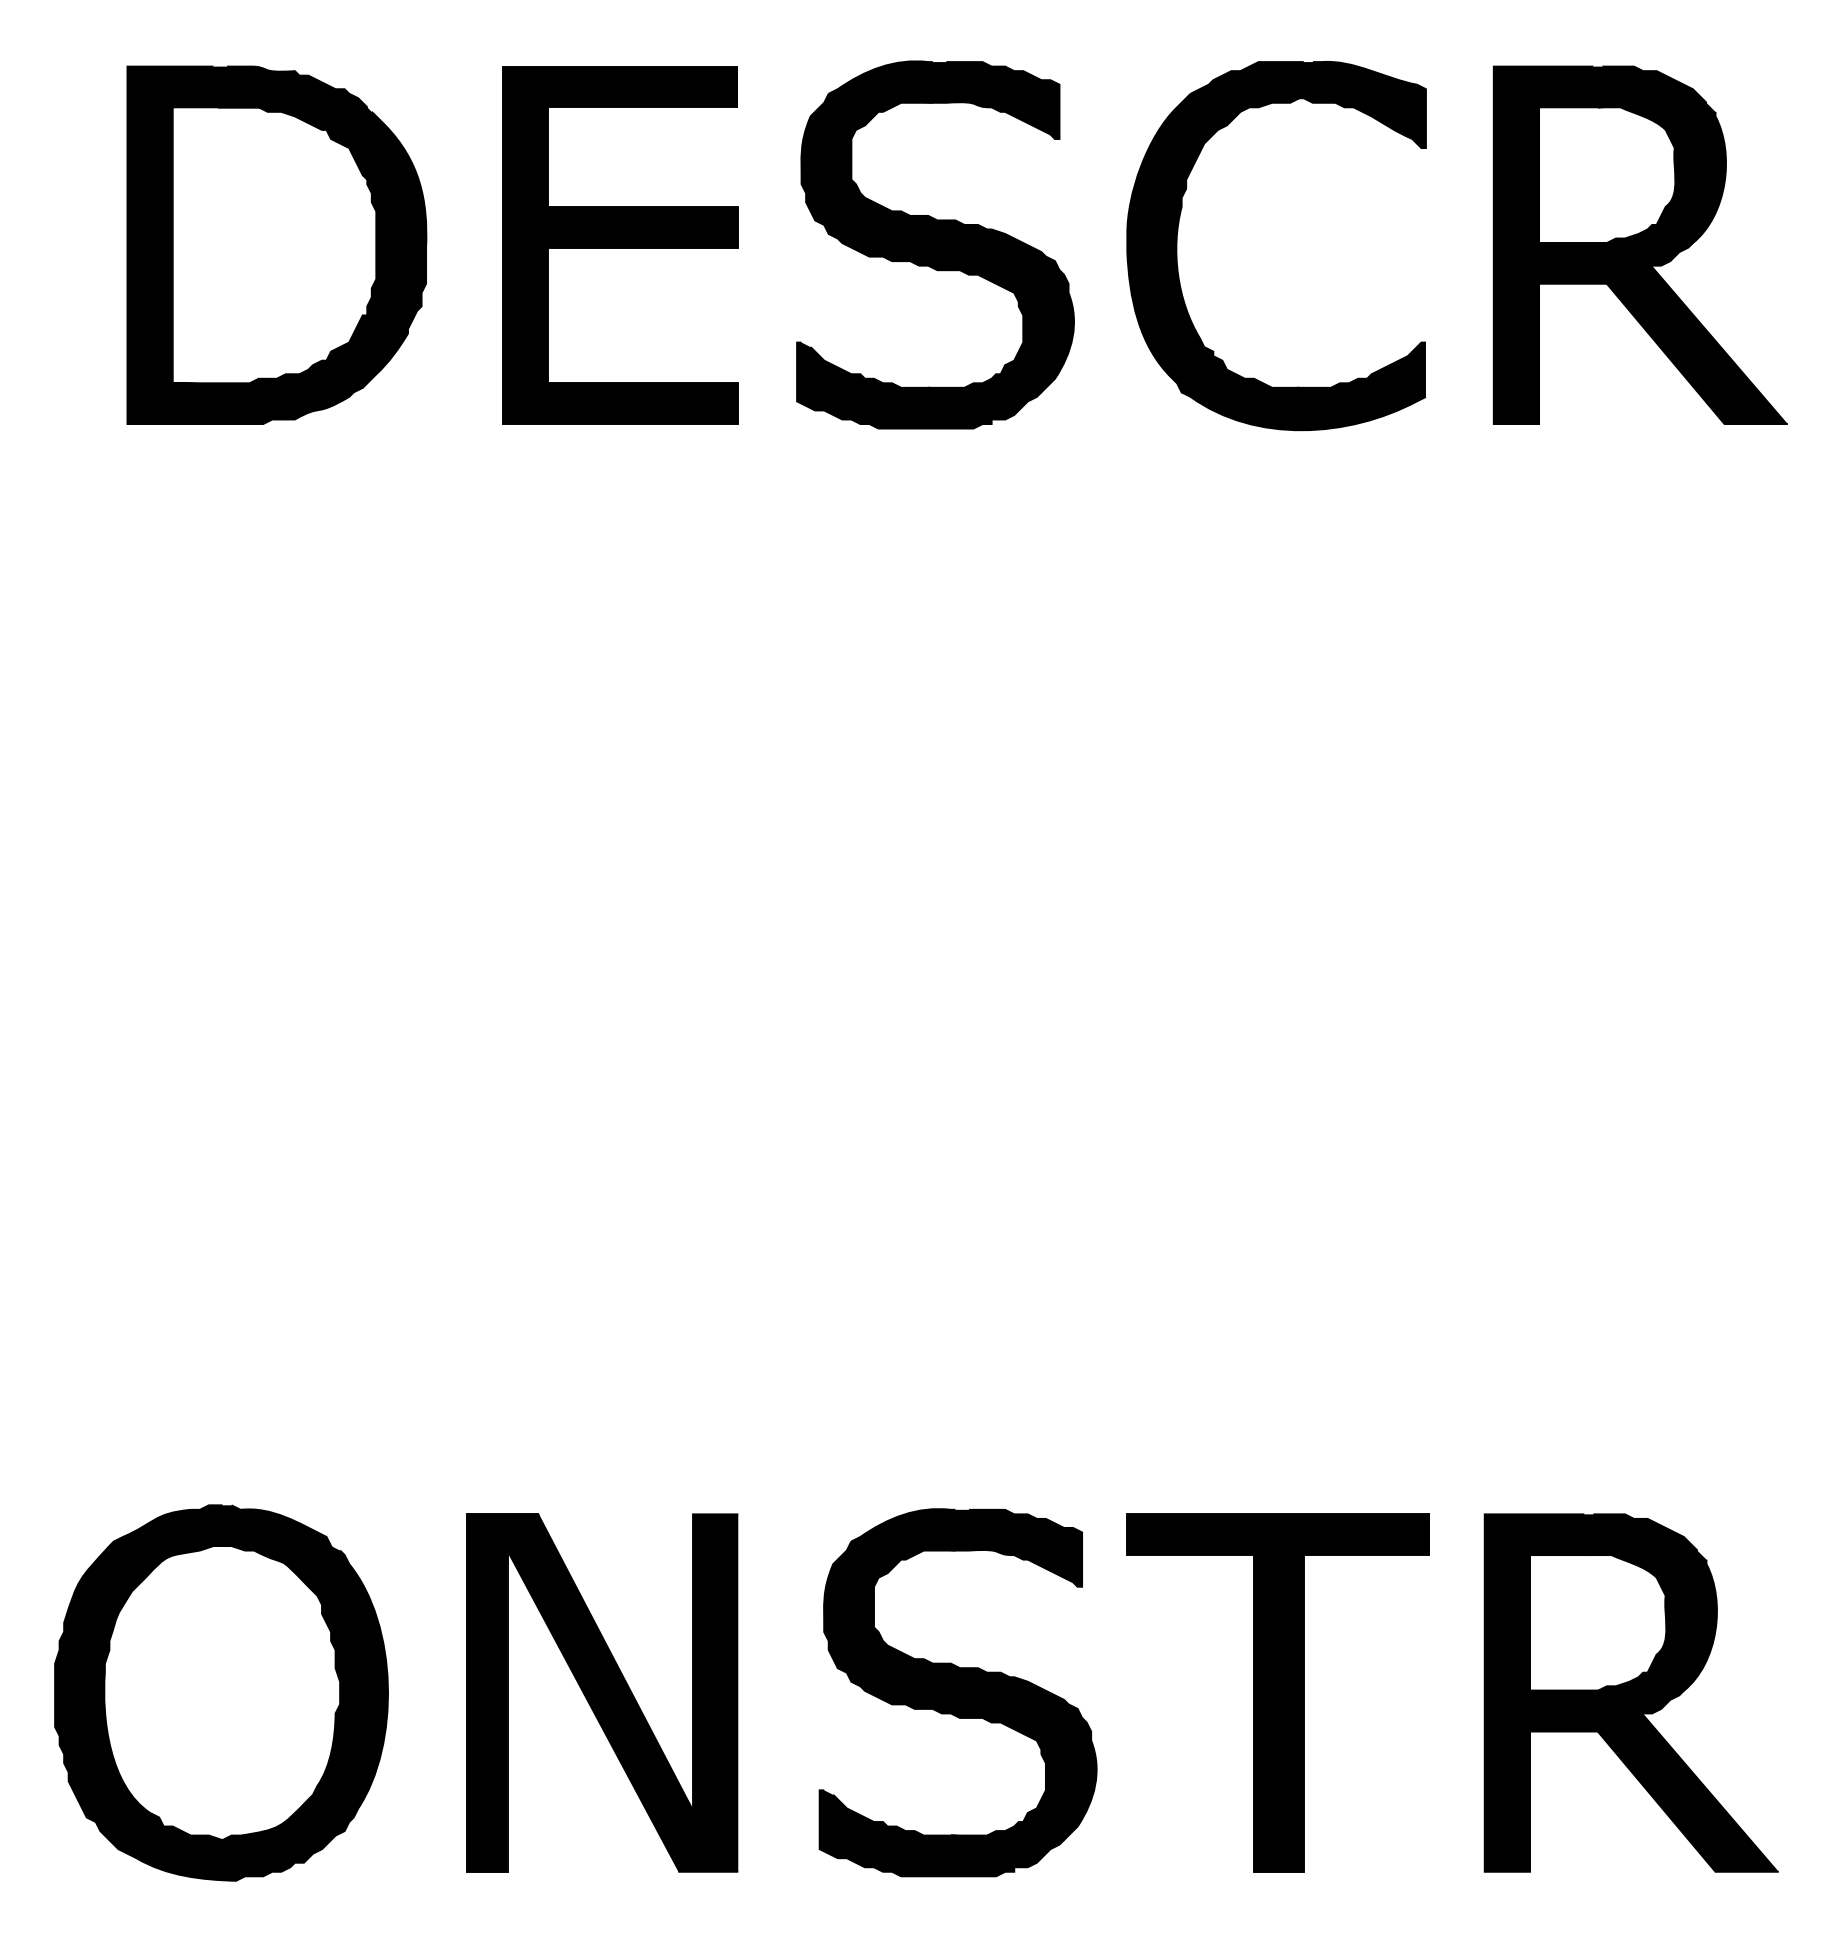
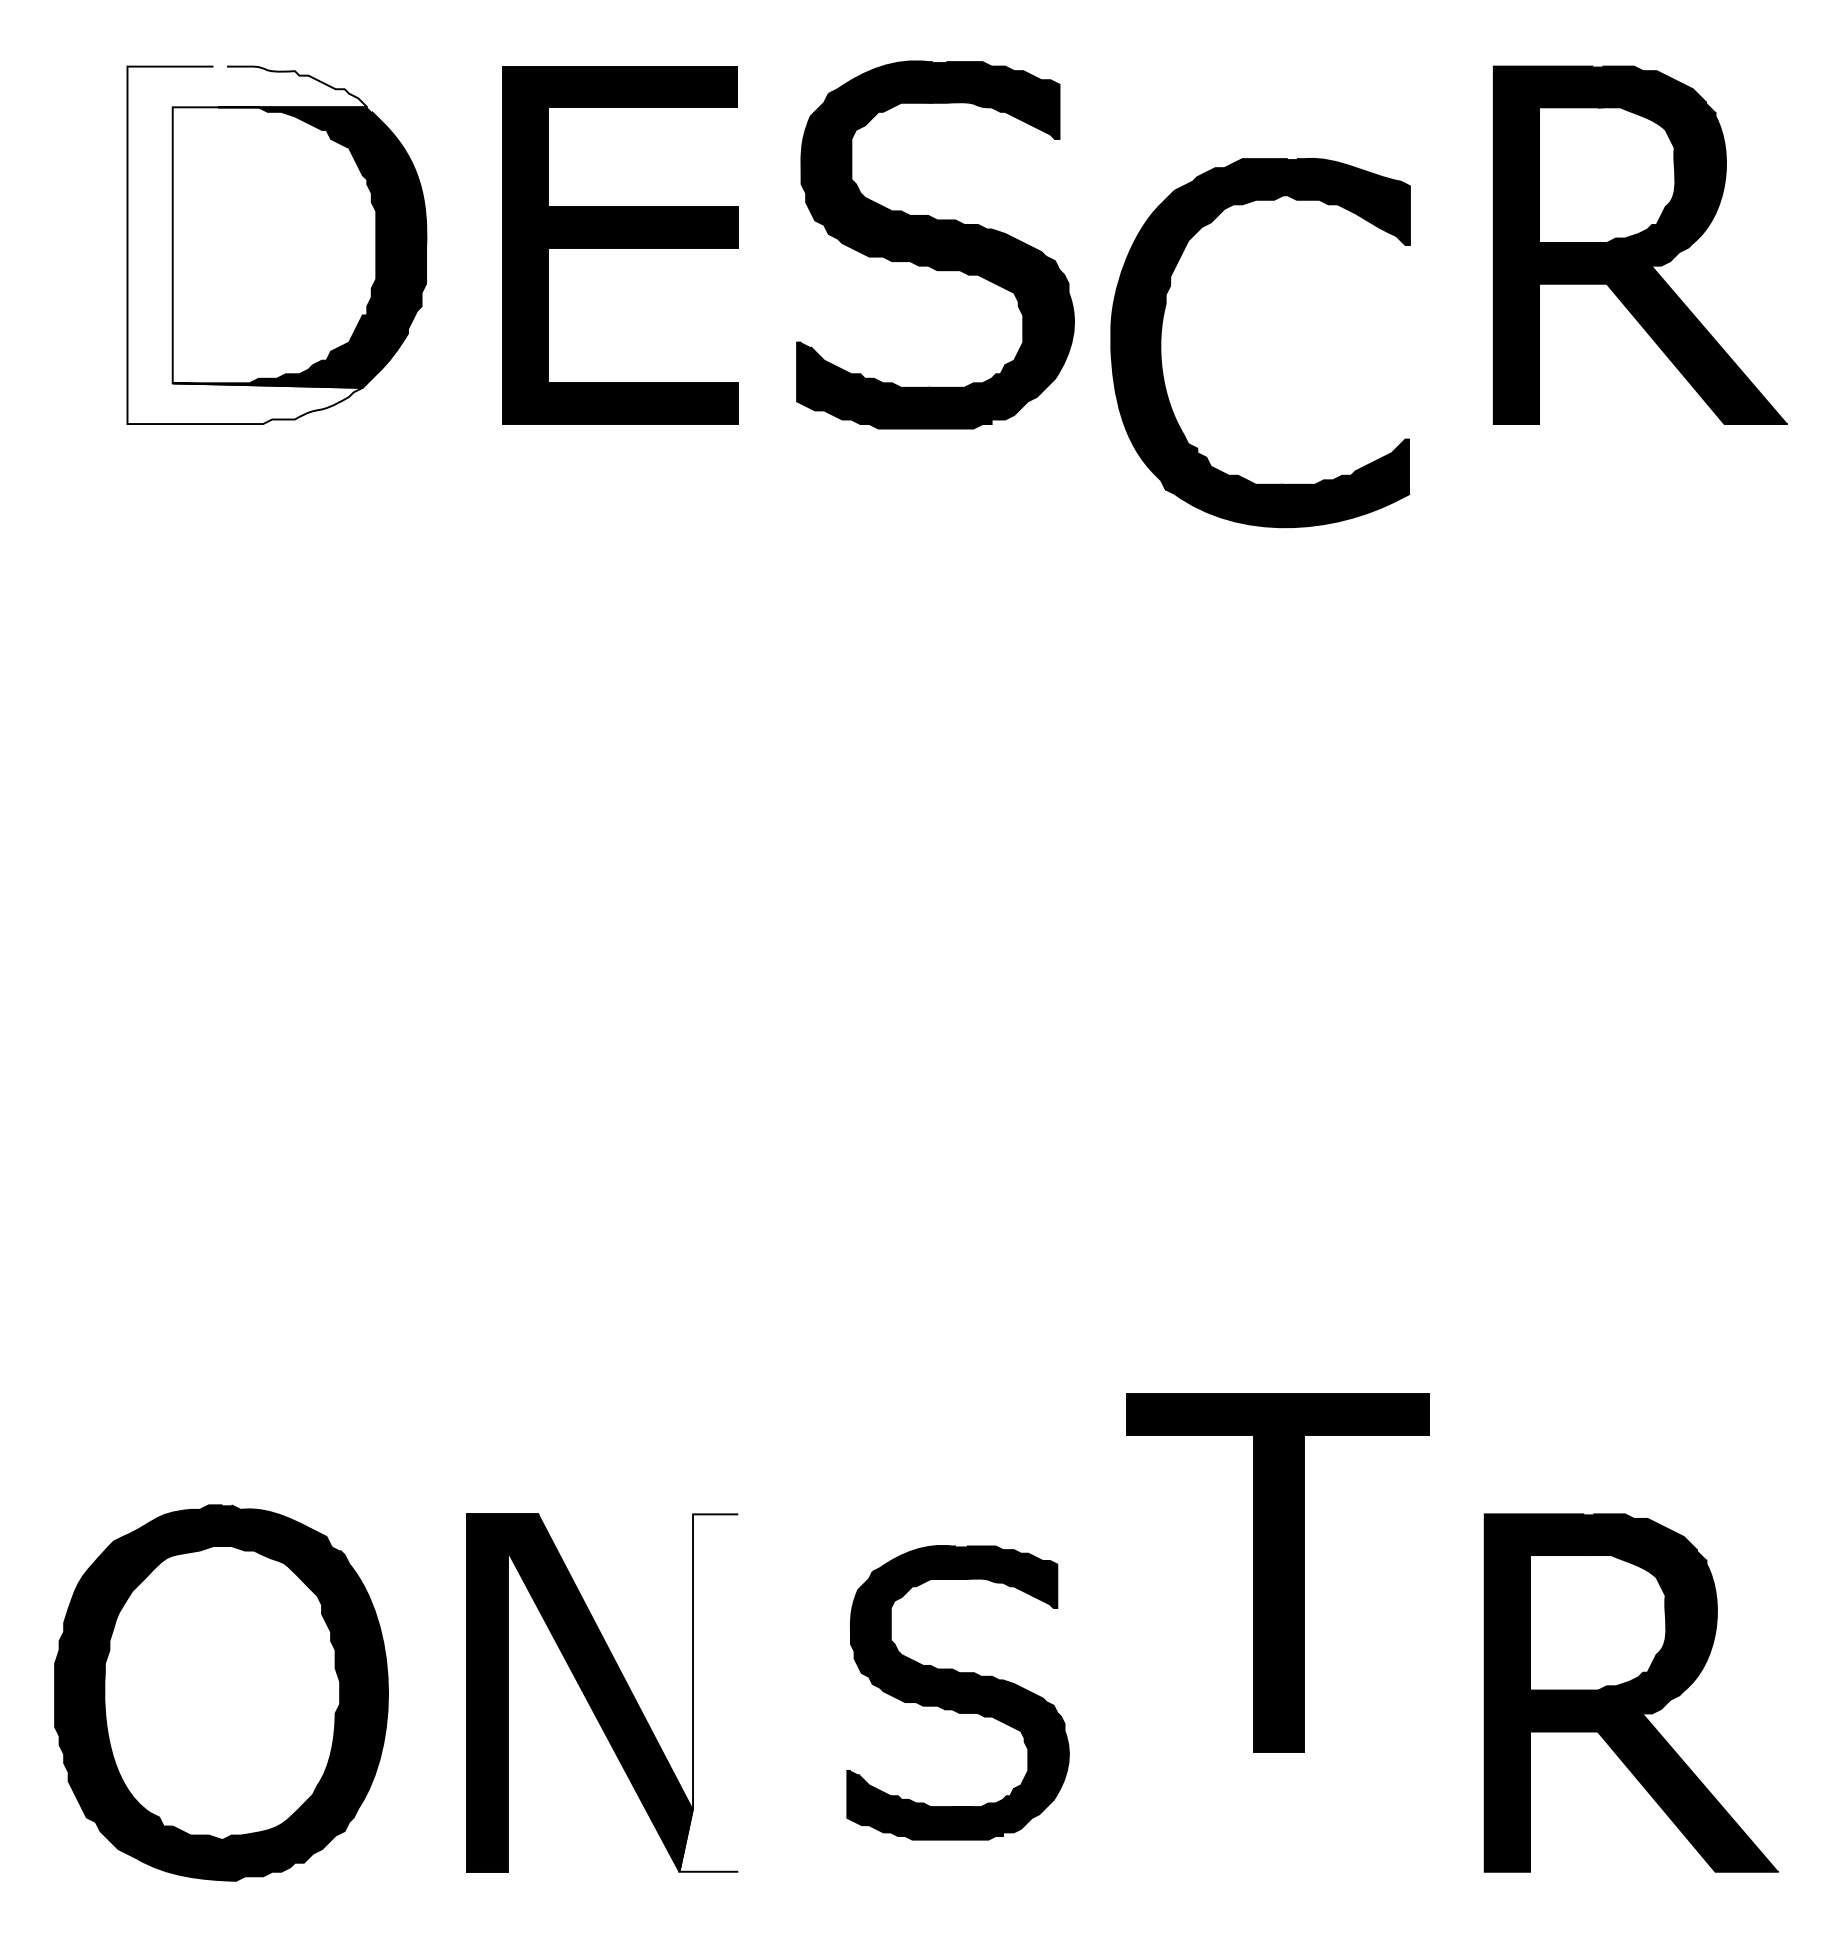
part position: (1178, 232) -> (1162, 329) (1162, 329)
fill: present -> none (247, 245)
fill: present -> none (708, 1692)
part size: 280x370 px -> 224x296 px (957, 1692)
part position: (1277, 1692) -> (1277, 1572) (1277, 1572)
